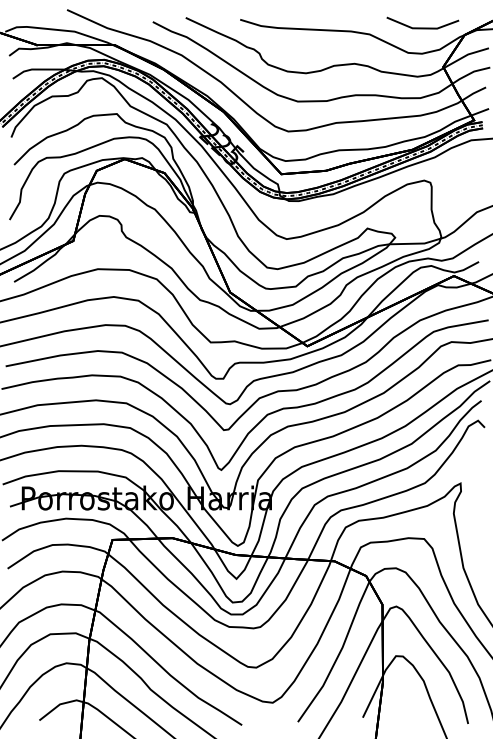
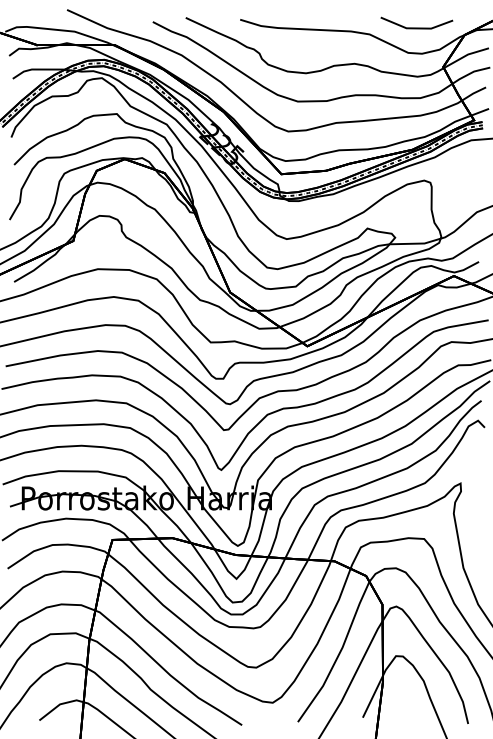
line position: (422, 27) -> (416, 27) (416, 27)
